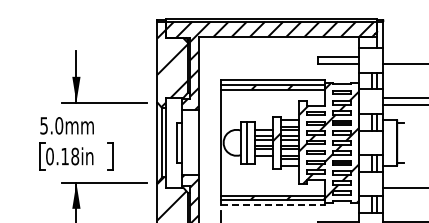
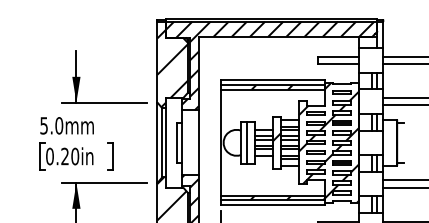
line: none -> present (404, 56)
text: 0.18in -> 0.20in (70, 156)
line: none -> present (404, 180)
line: dashed -> solid (273, 205)
